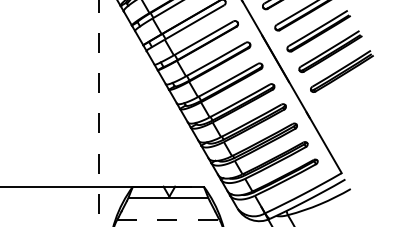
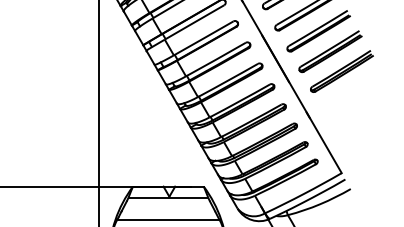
line: dashed -> solid (98, 113)
line: dashed -> solid (168, 220)
